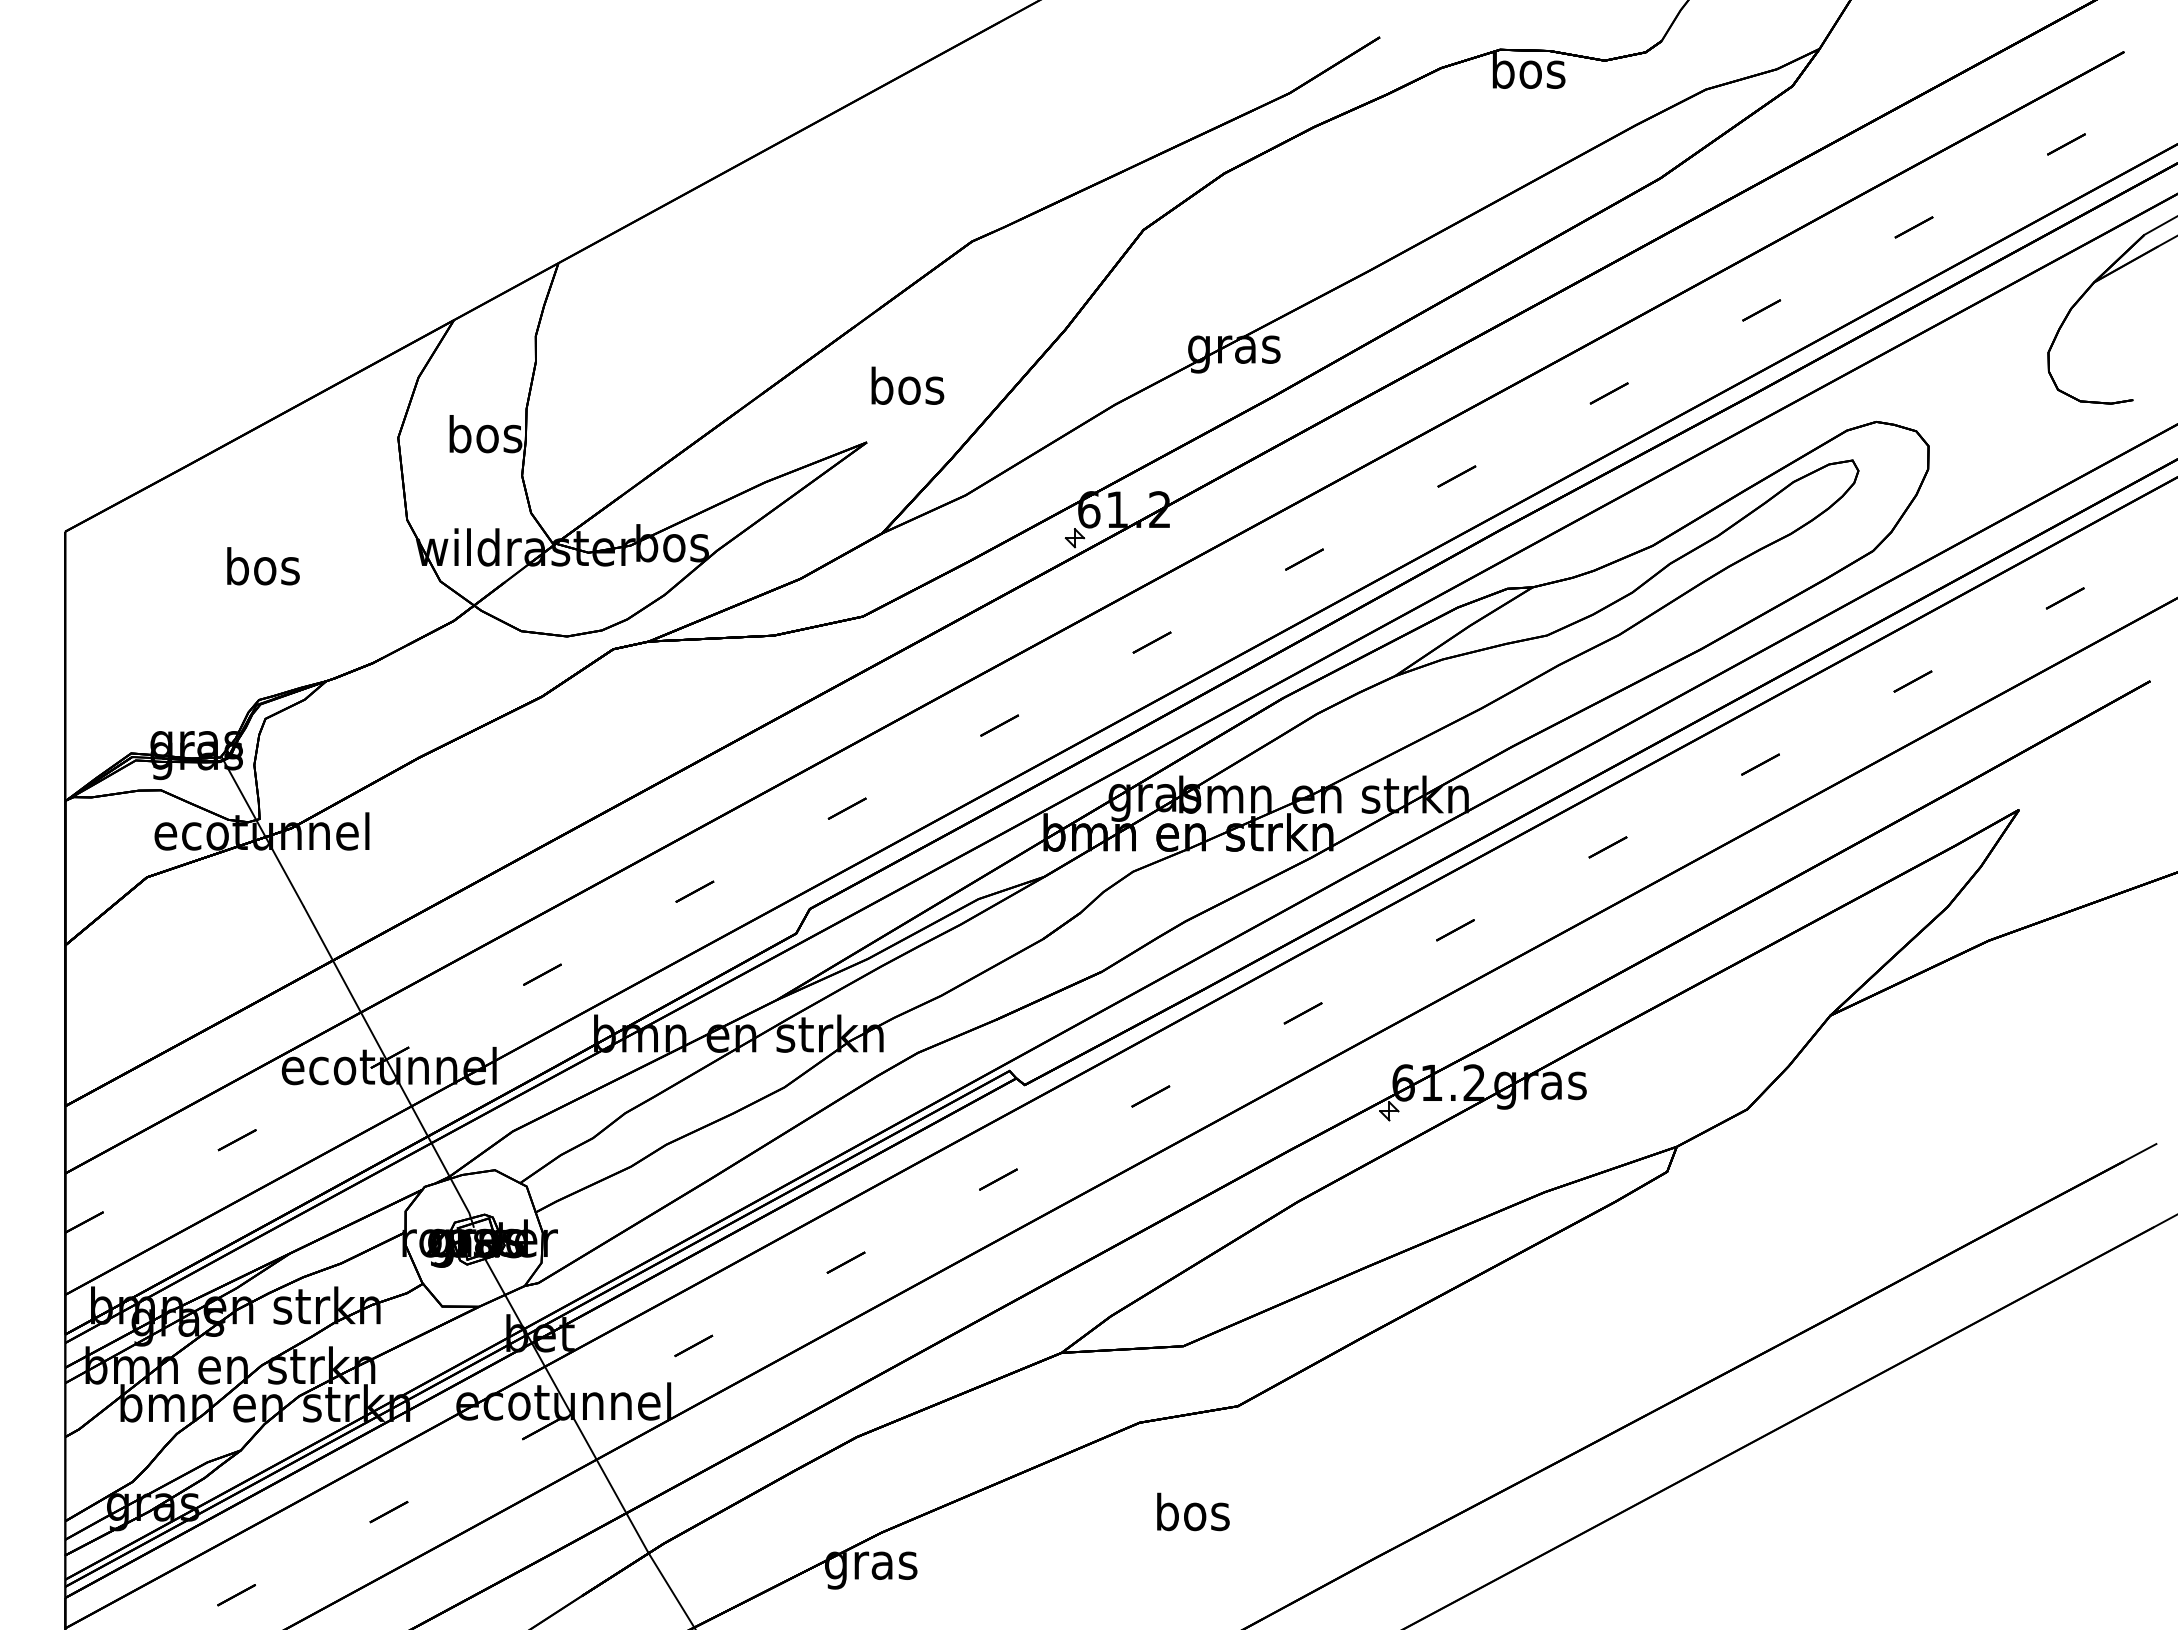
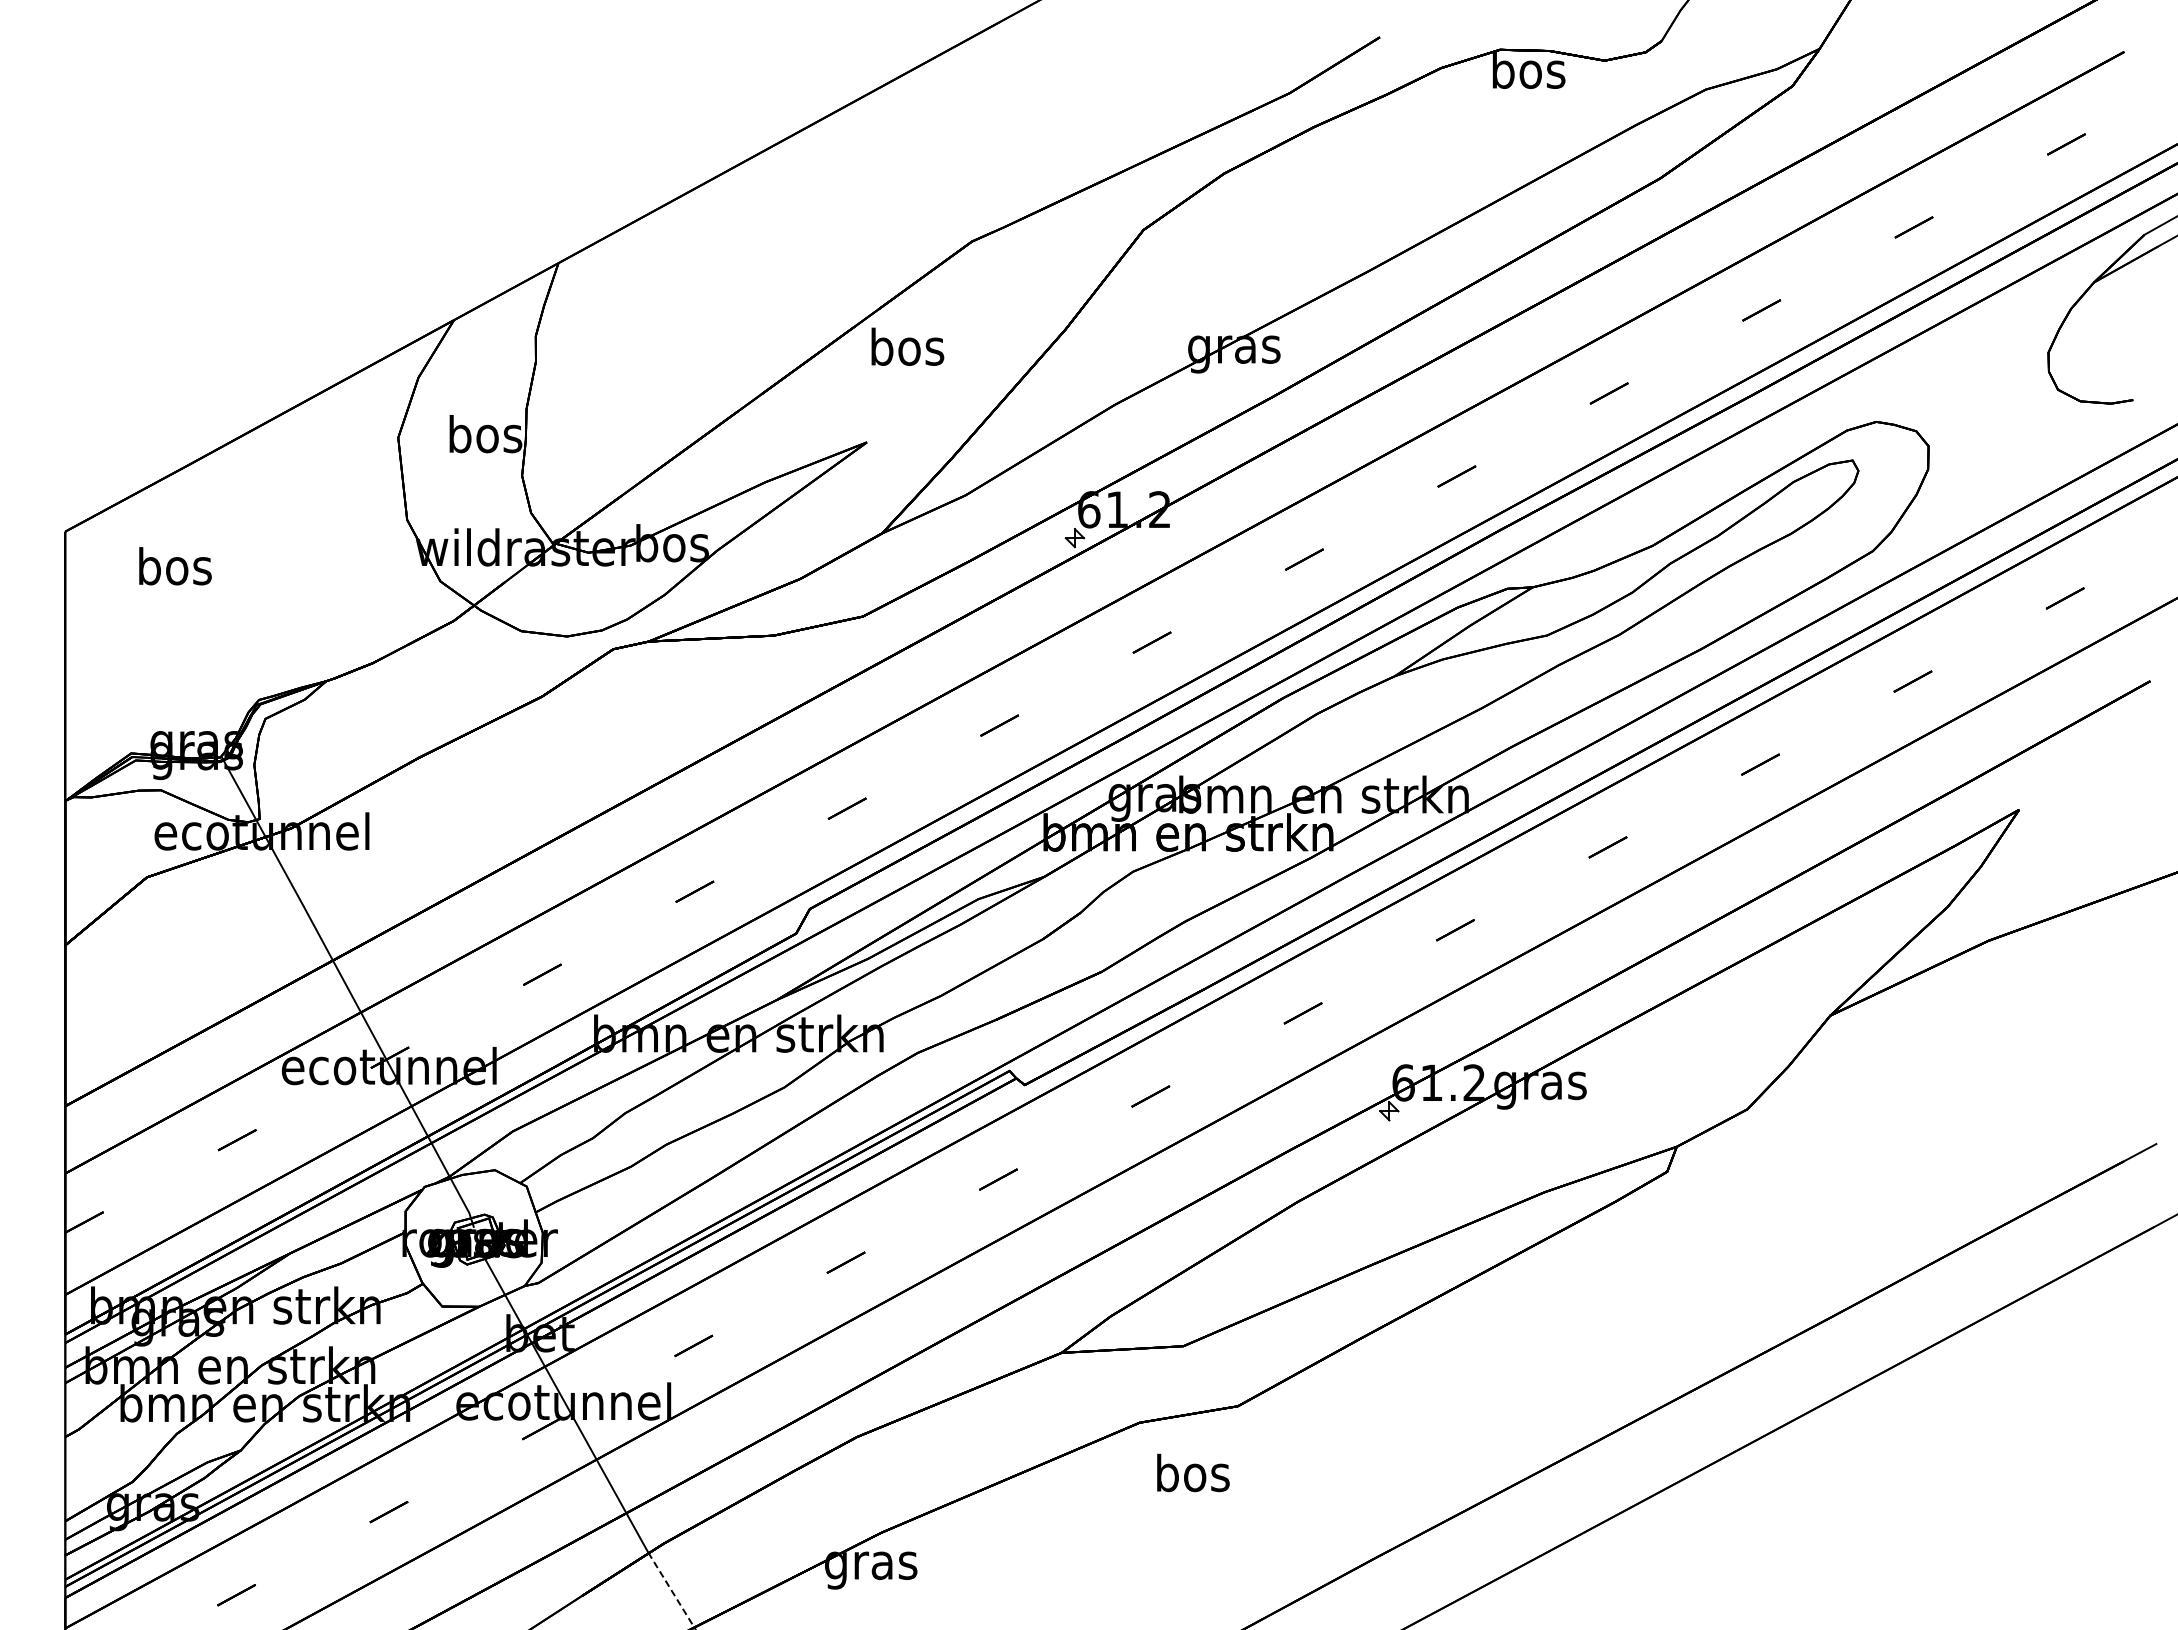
text position: (907, 385) -> (907, 346) (907, 346)
text position: (263, 566) -> (175, 566) (175, 566)
text position: (1193, 1511) -> (1193, 1472) (1193, 1472)
line: solid -> dashed (672, 1591)
